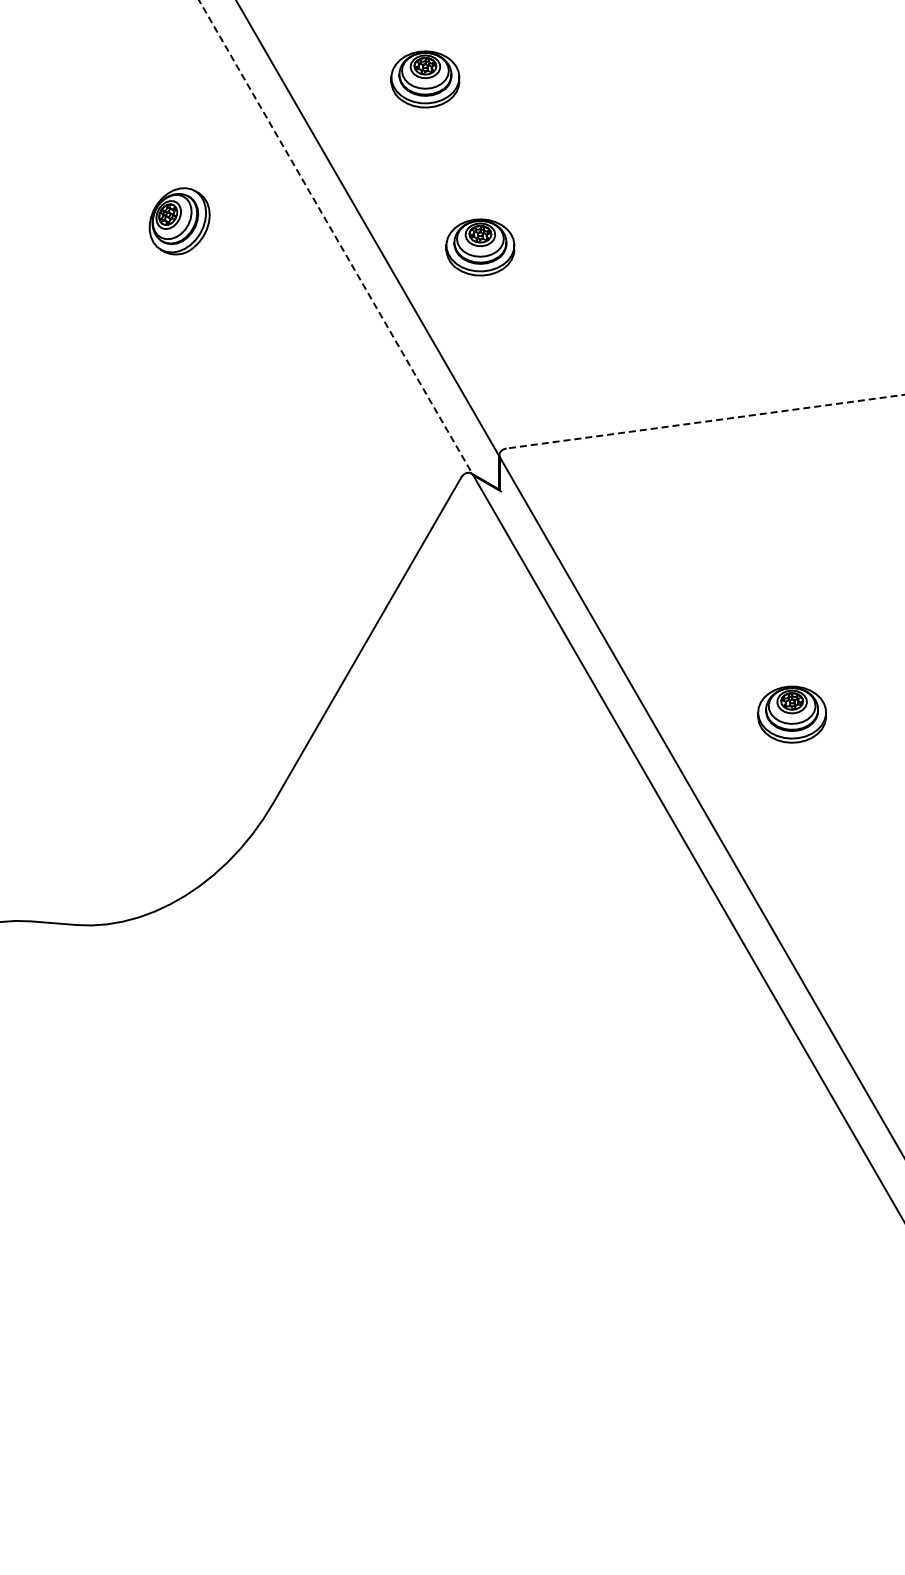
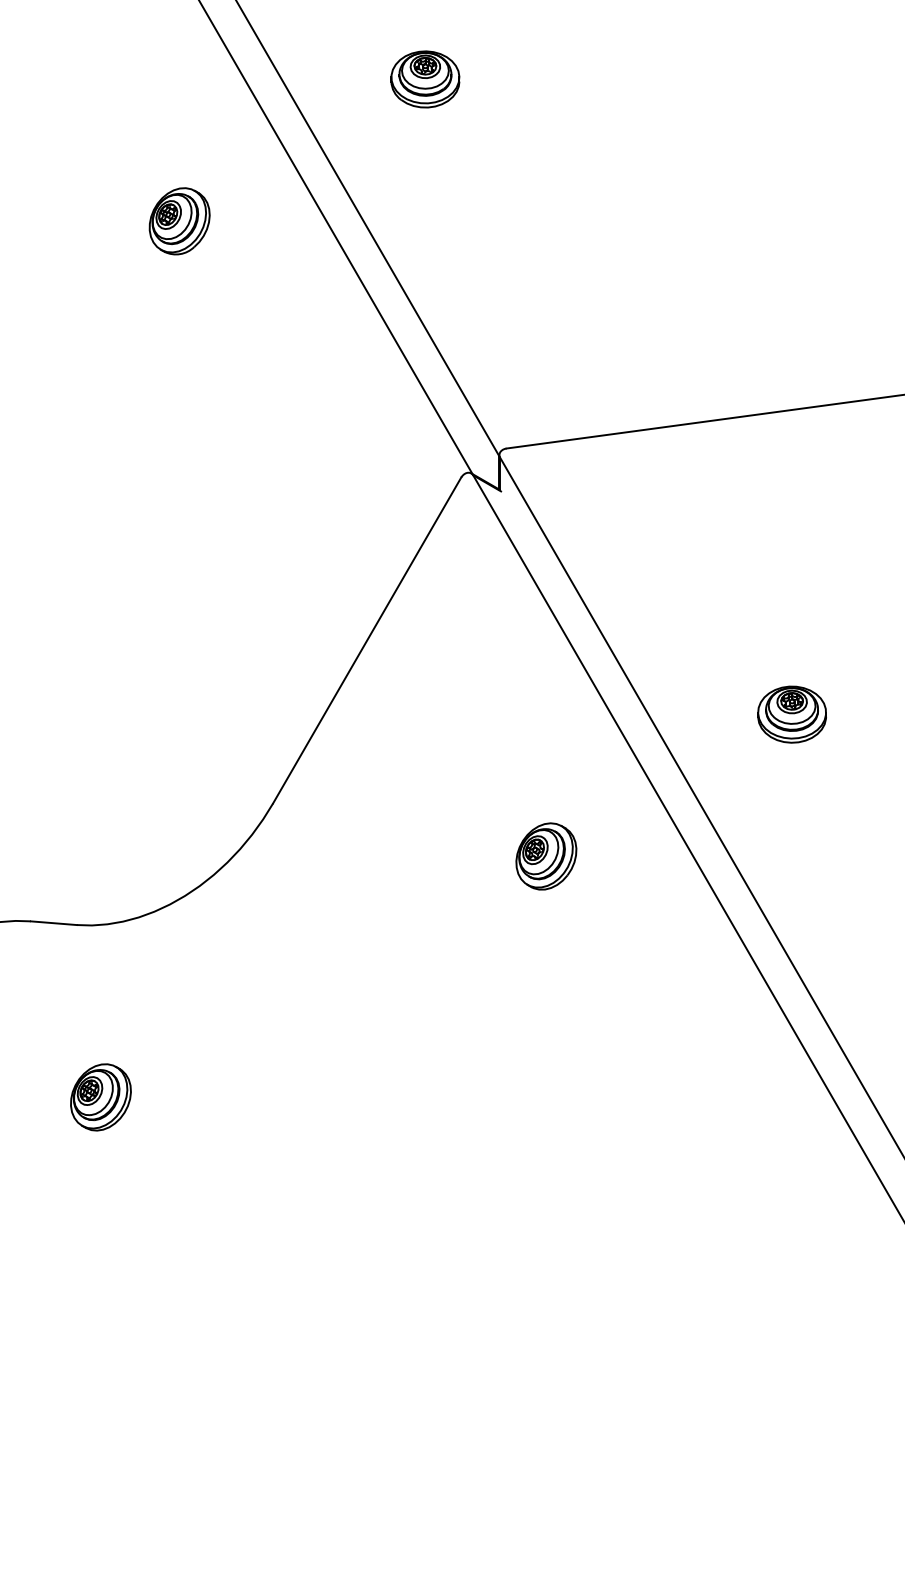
line: dashed -> solid (336, 237)
part: present -> none (480, 247)
line: dashed -> solid (705, 421)
part: none -> present (546, 856)
part: none -> present (100, 1097)
